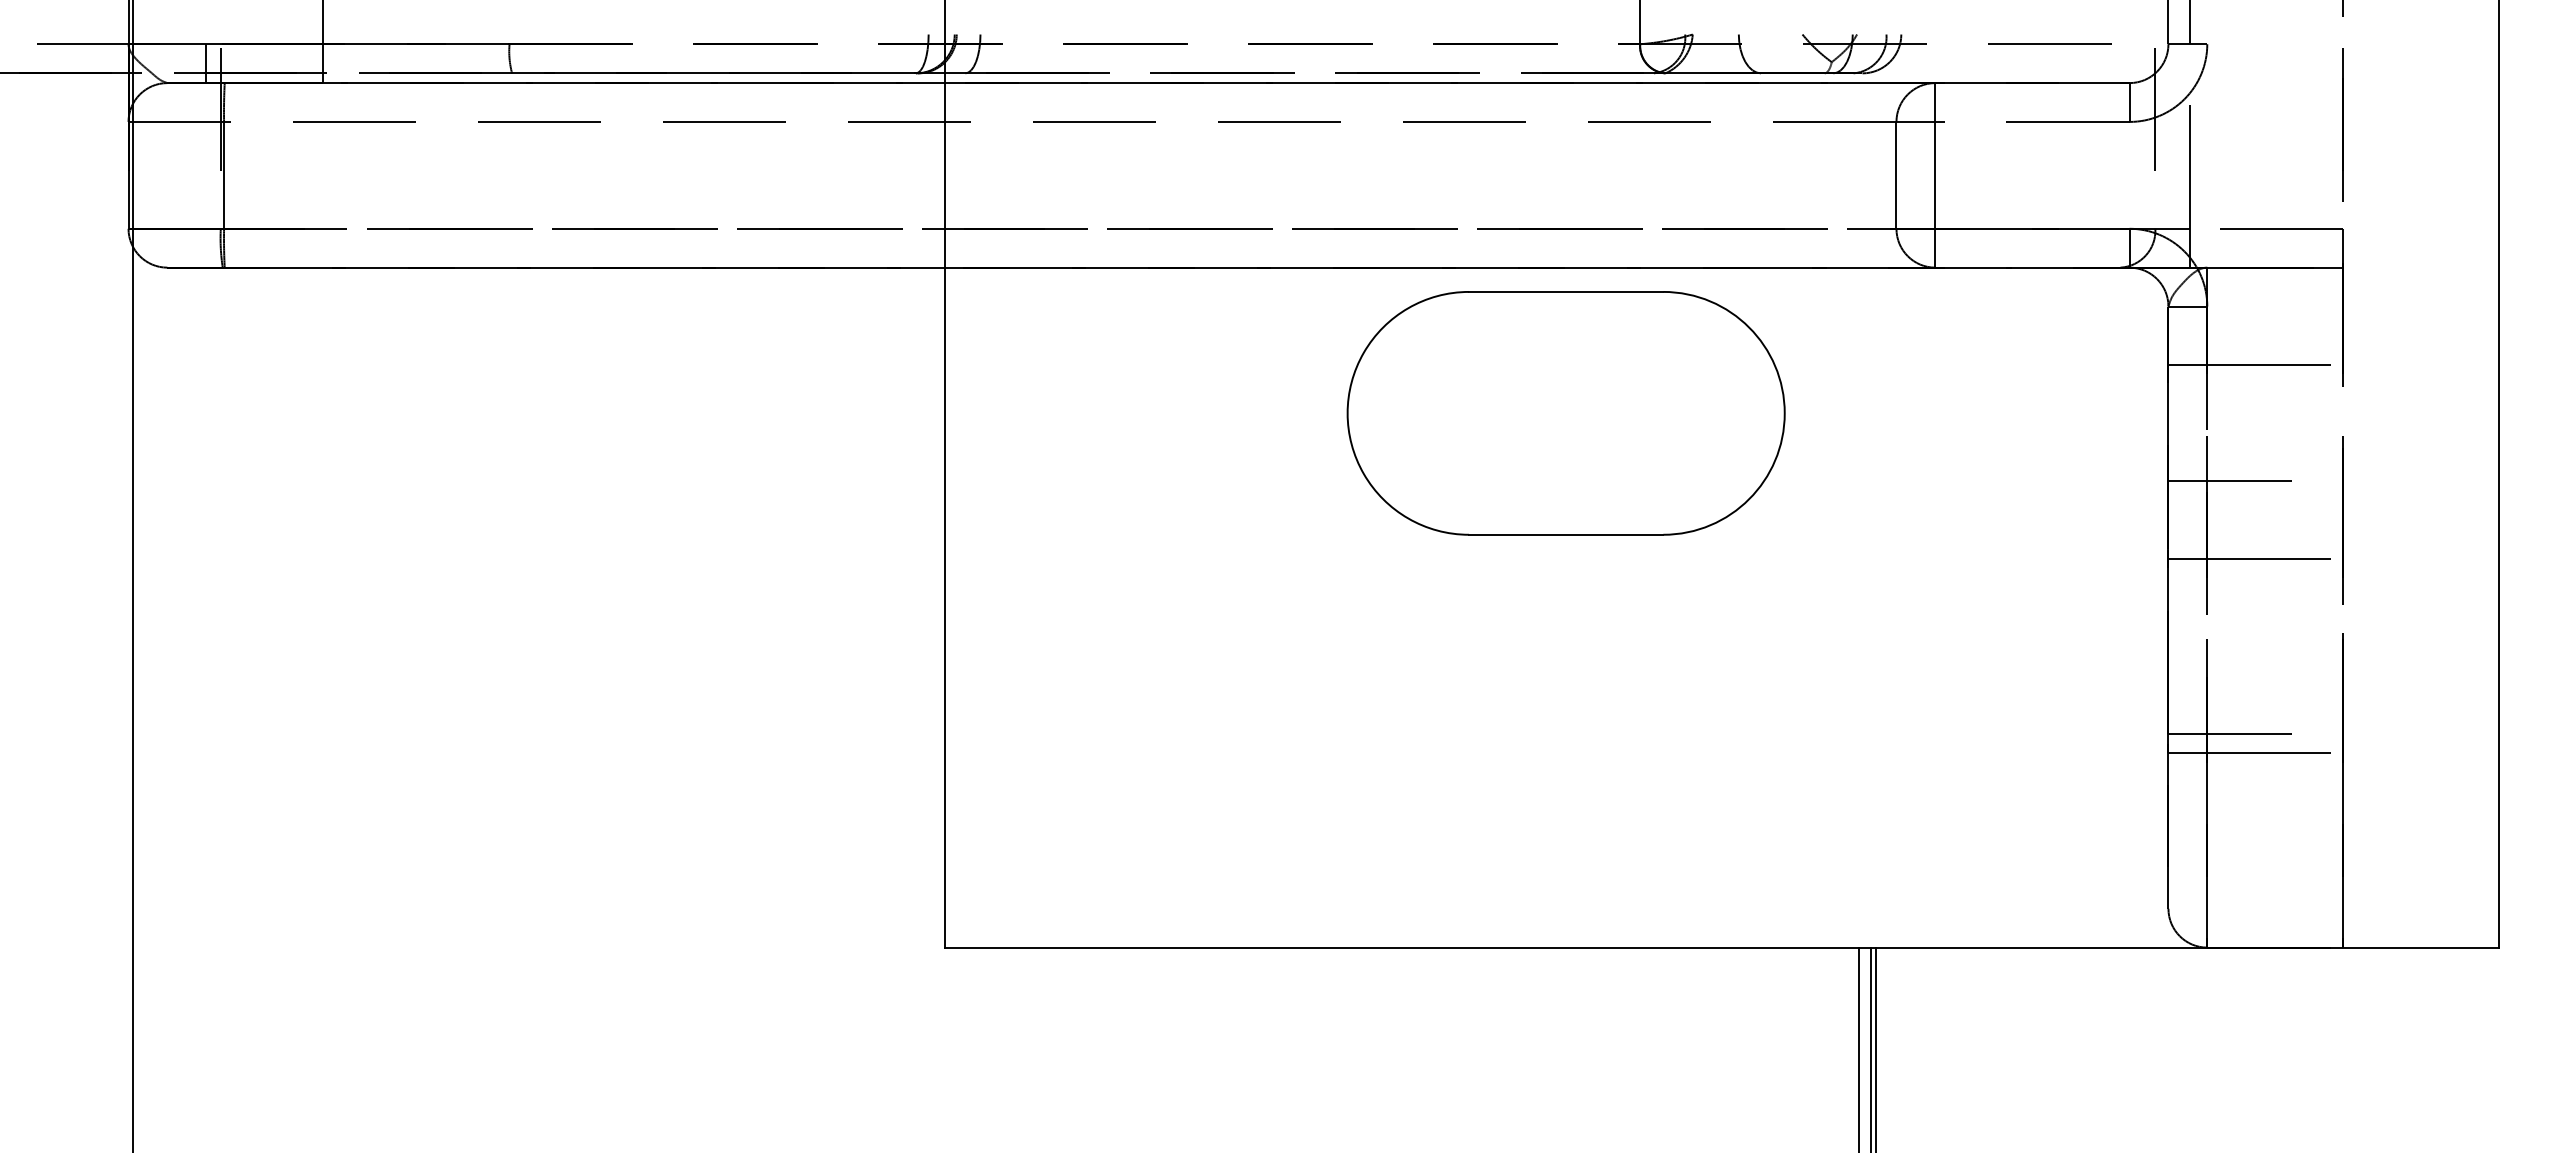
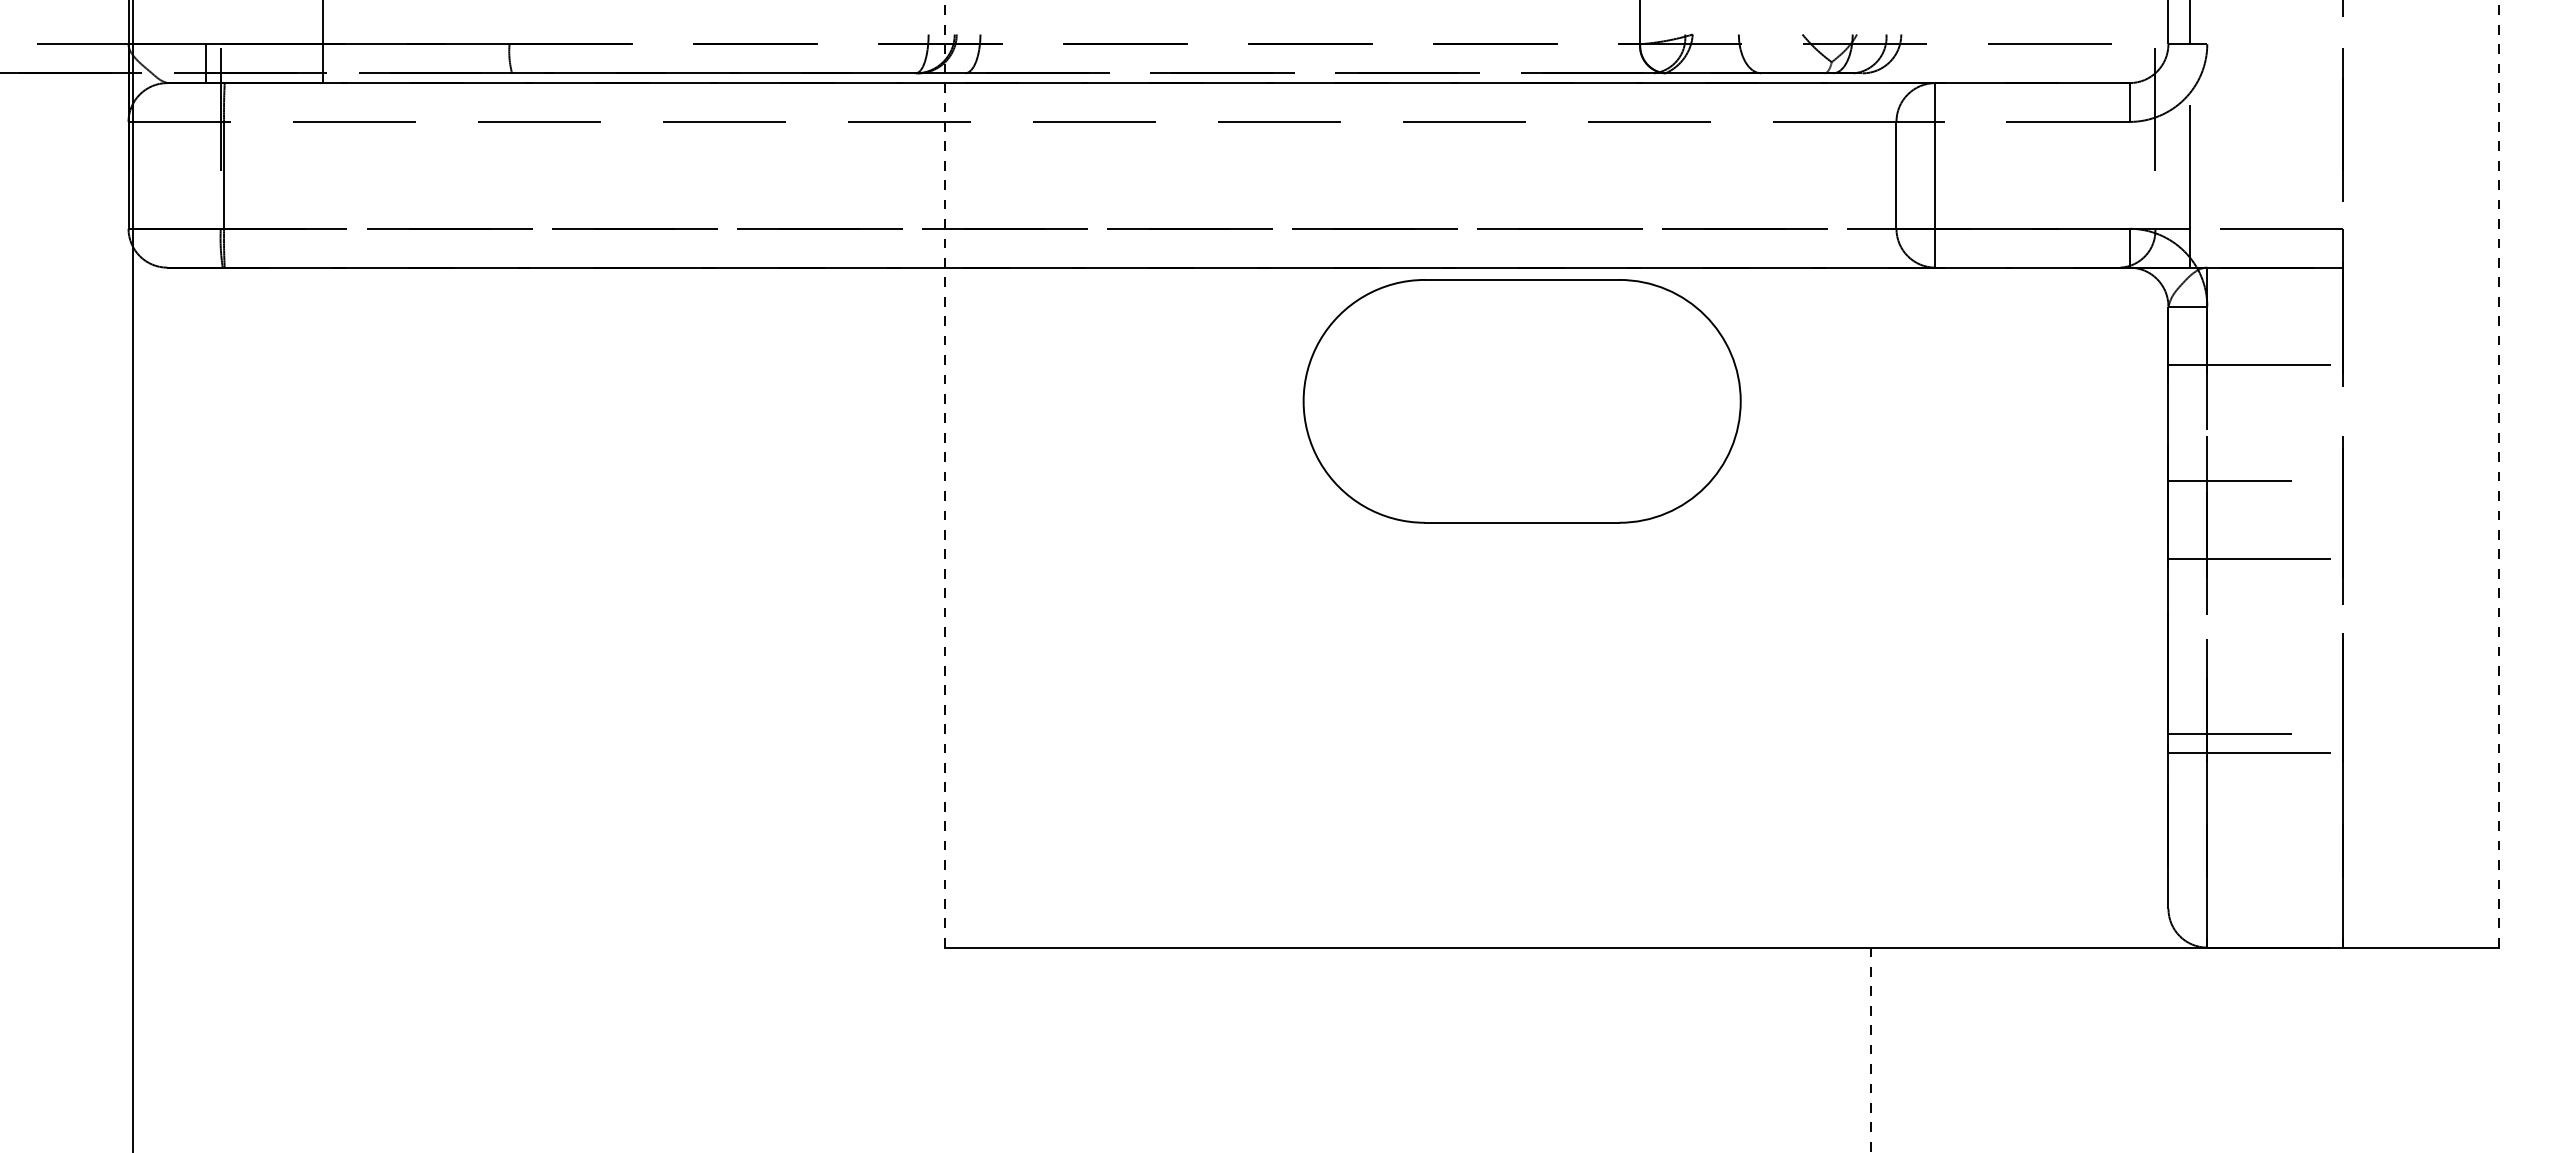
part position: (1565, 413) -> (1521, 401) (1521, 401)
line: solid -> dashed (944, 473)
line: solid -> dashed (2498, 473)
line: present -> none (1858, 1048)
line: present -> none (1876, 1048)
line: solid -> dashed (1870, 1050)
